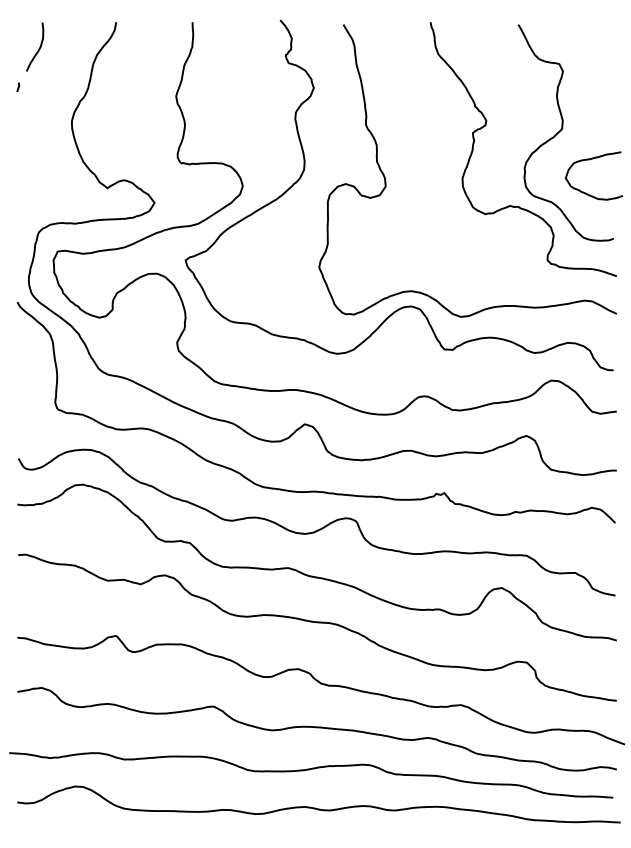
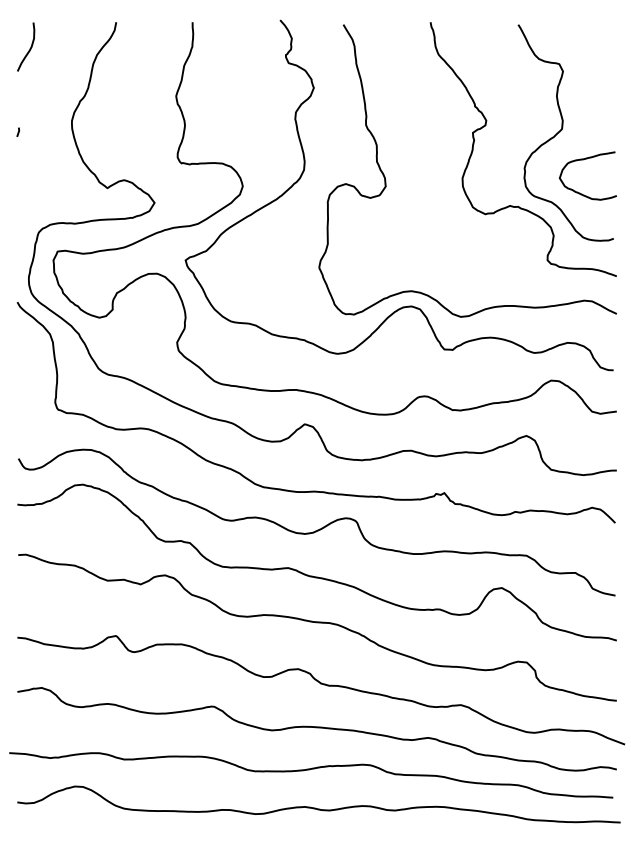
curve position: (38, 48) -> (29, 48) (29, 48)
line position: (18, 86) -> (18, 131) (18, 131)
curve position: (589, 160) -> (583, 160) (583, 160)
